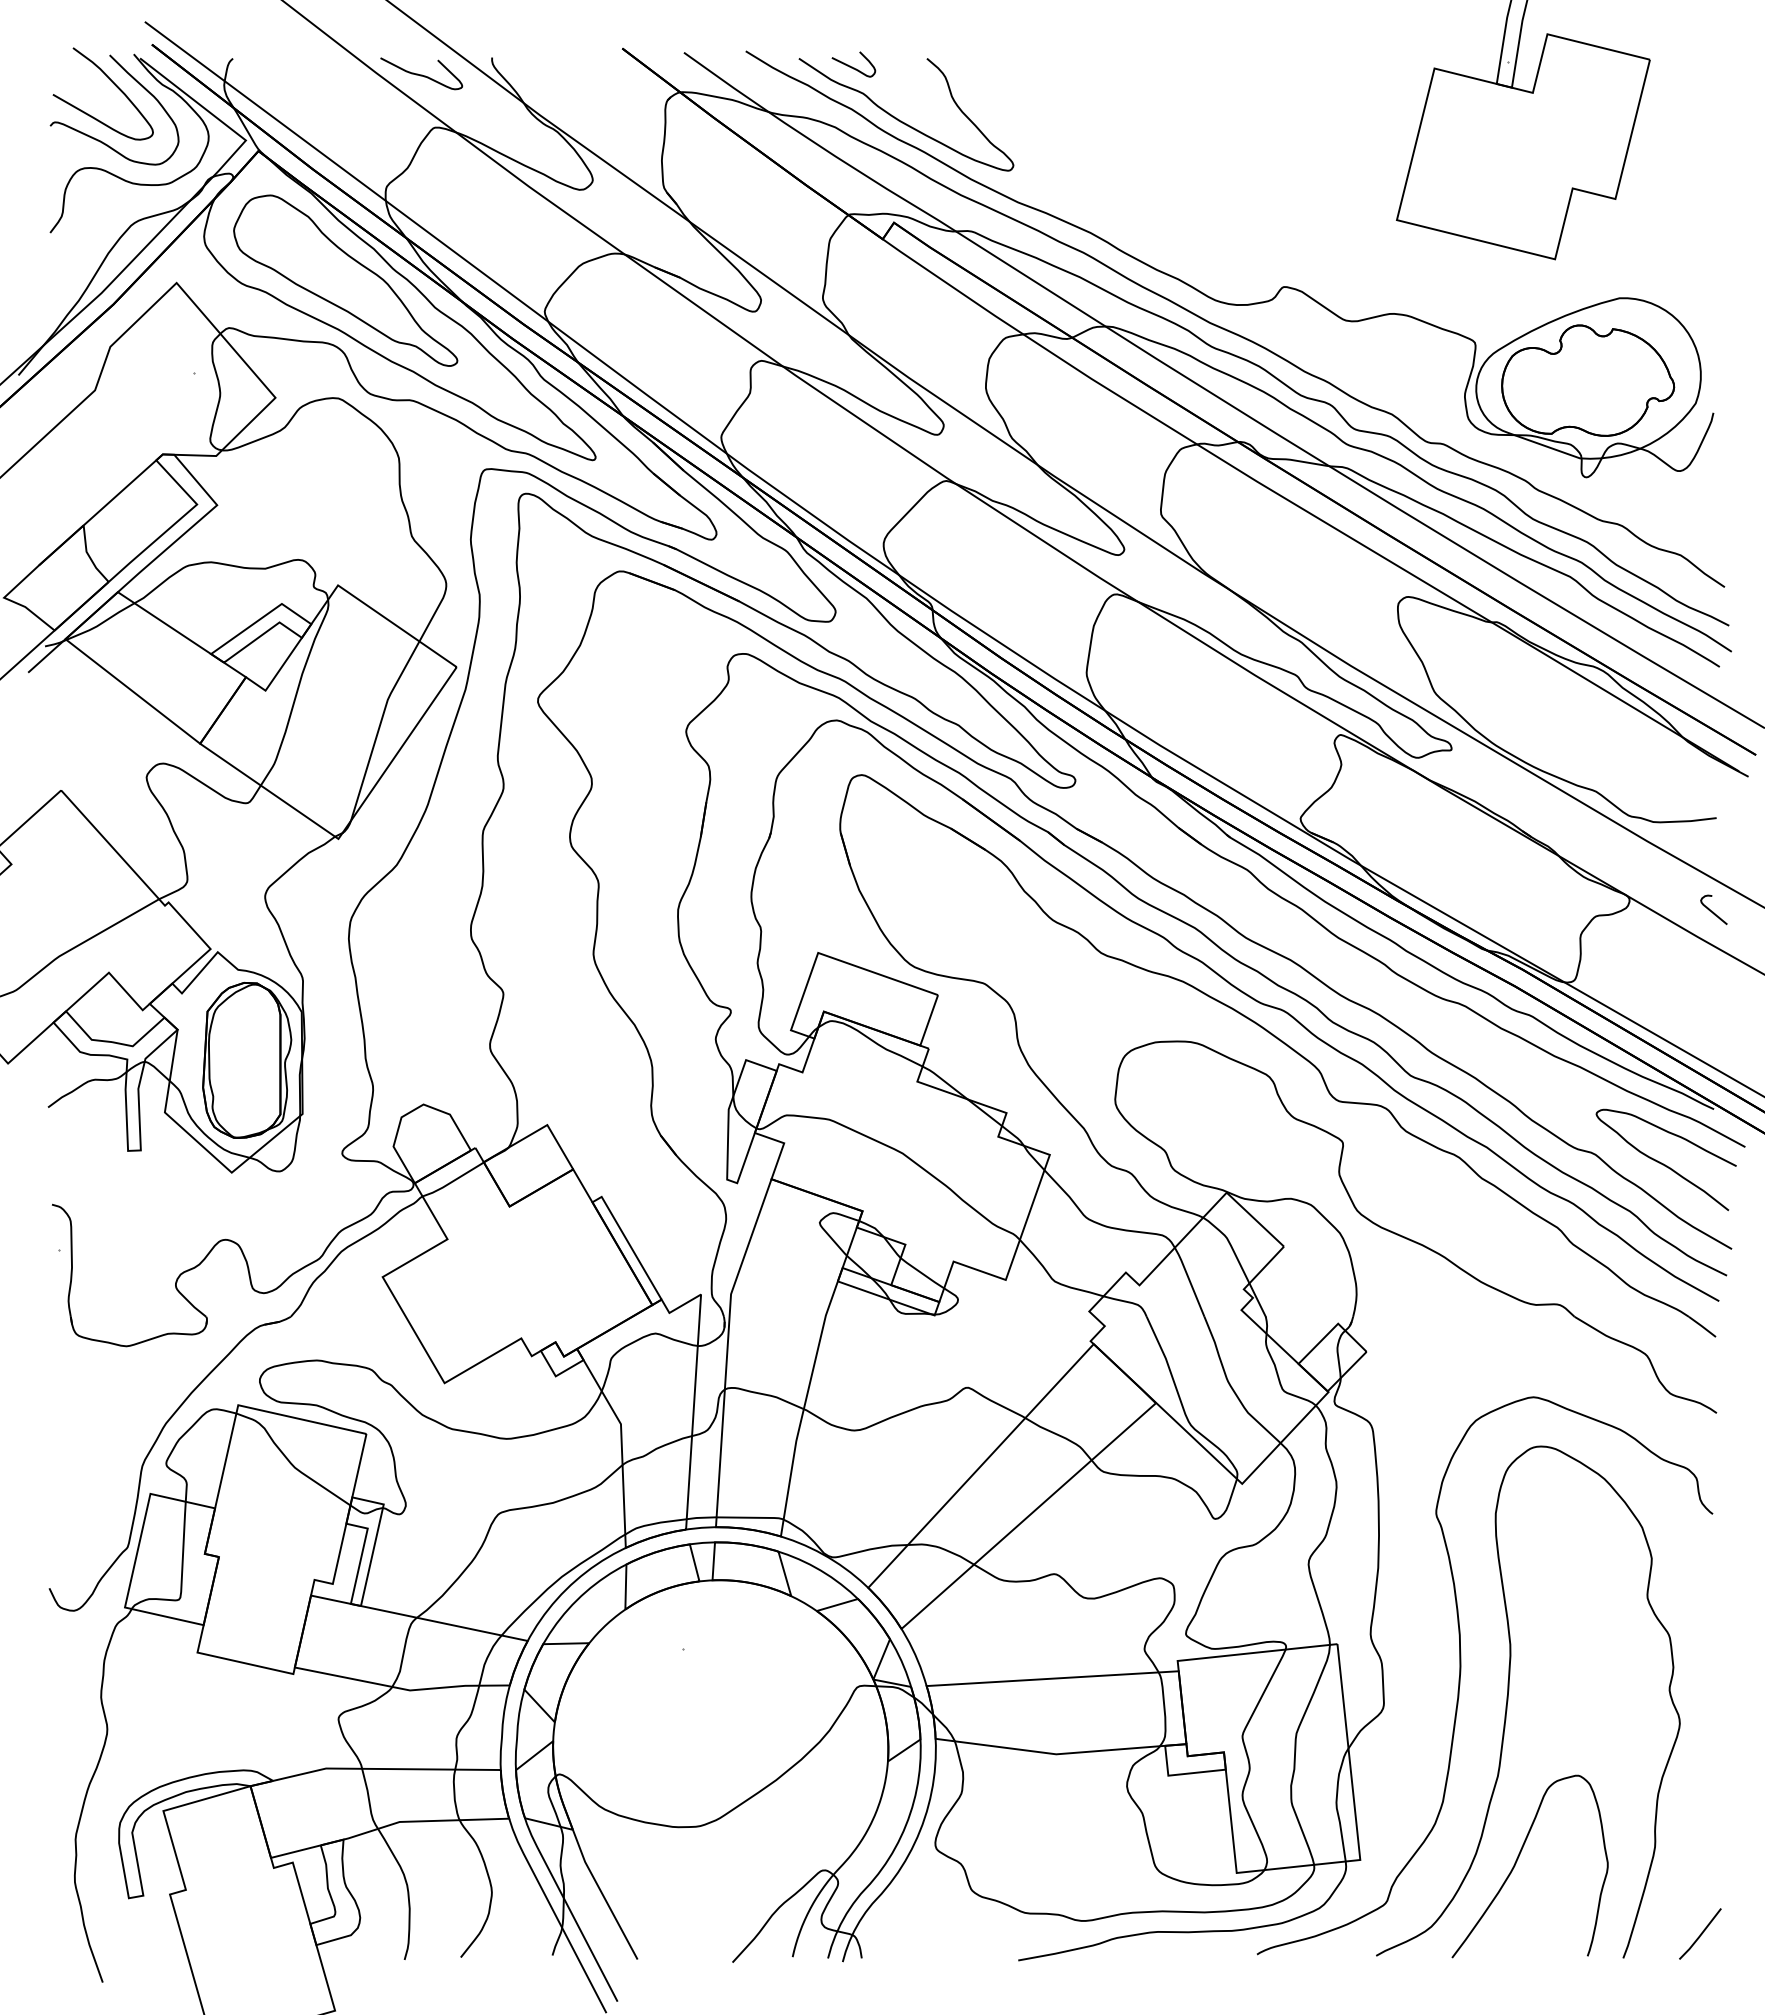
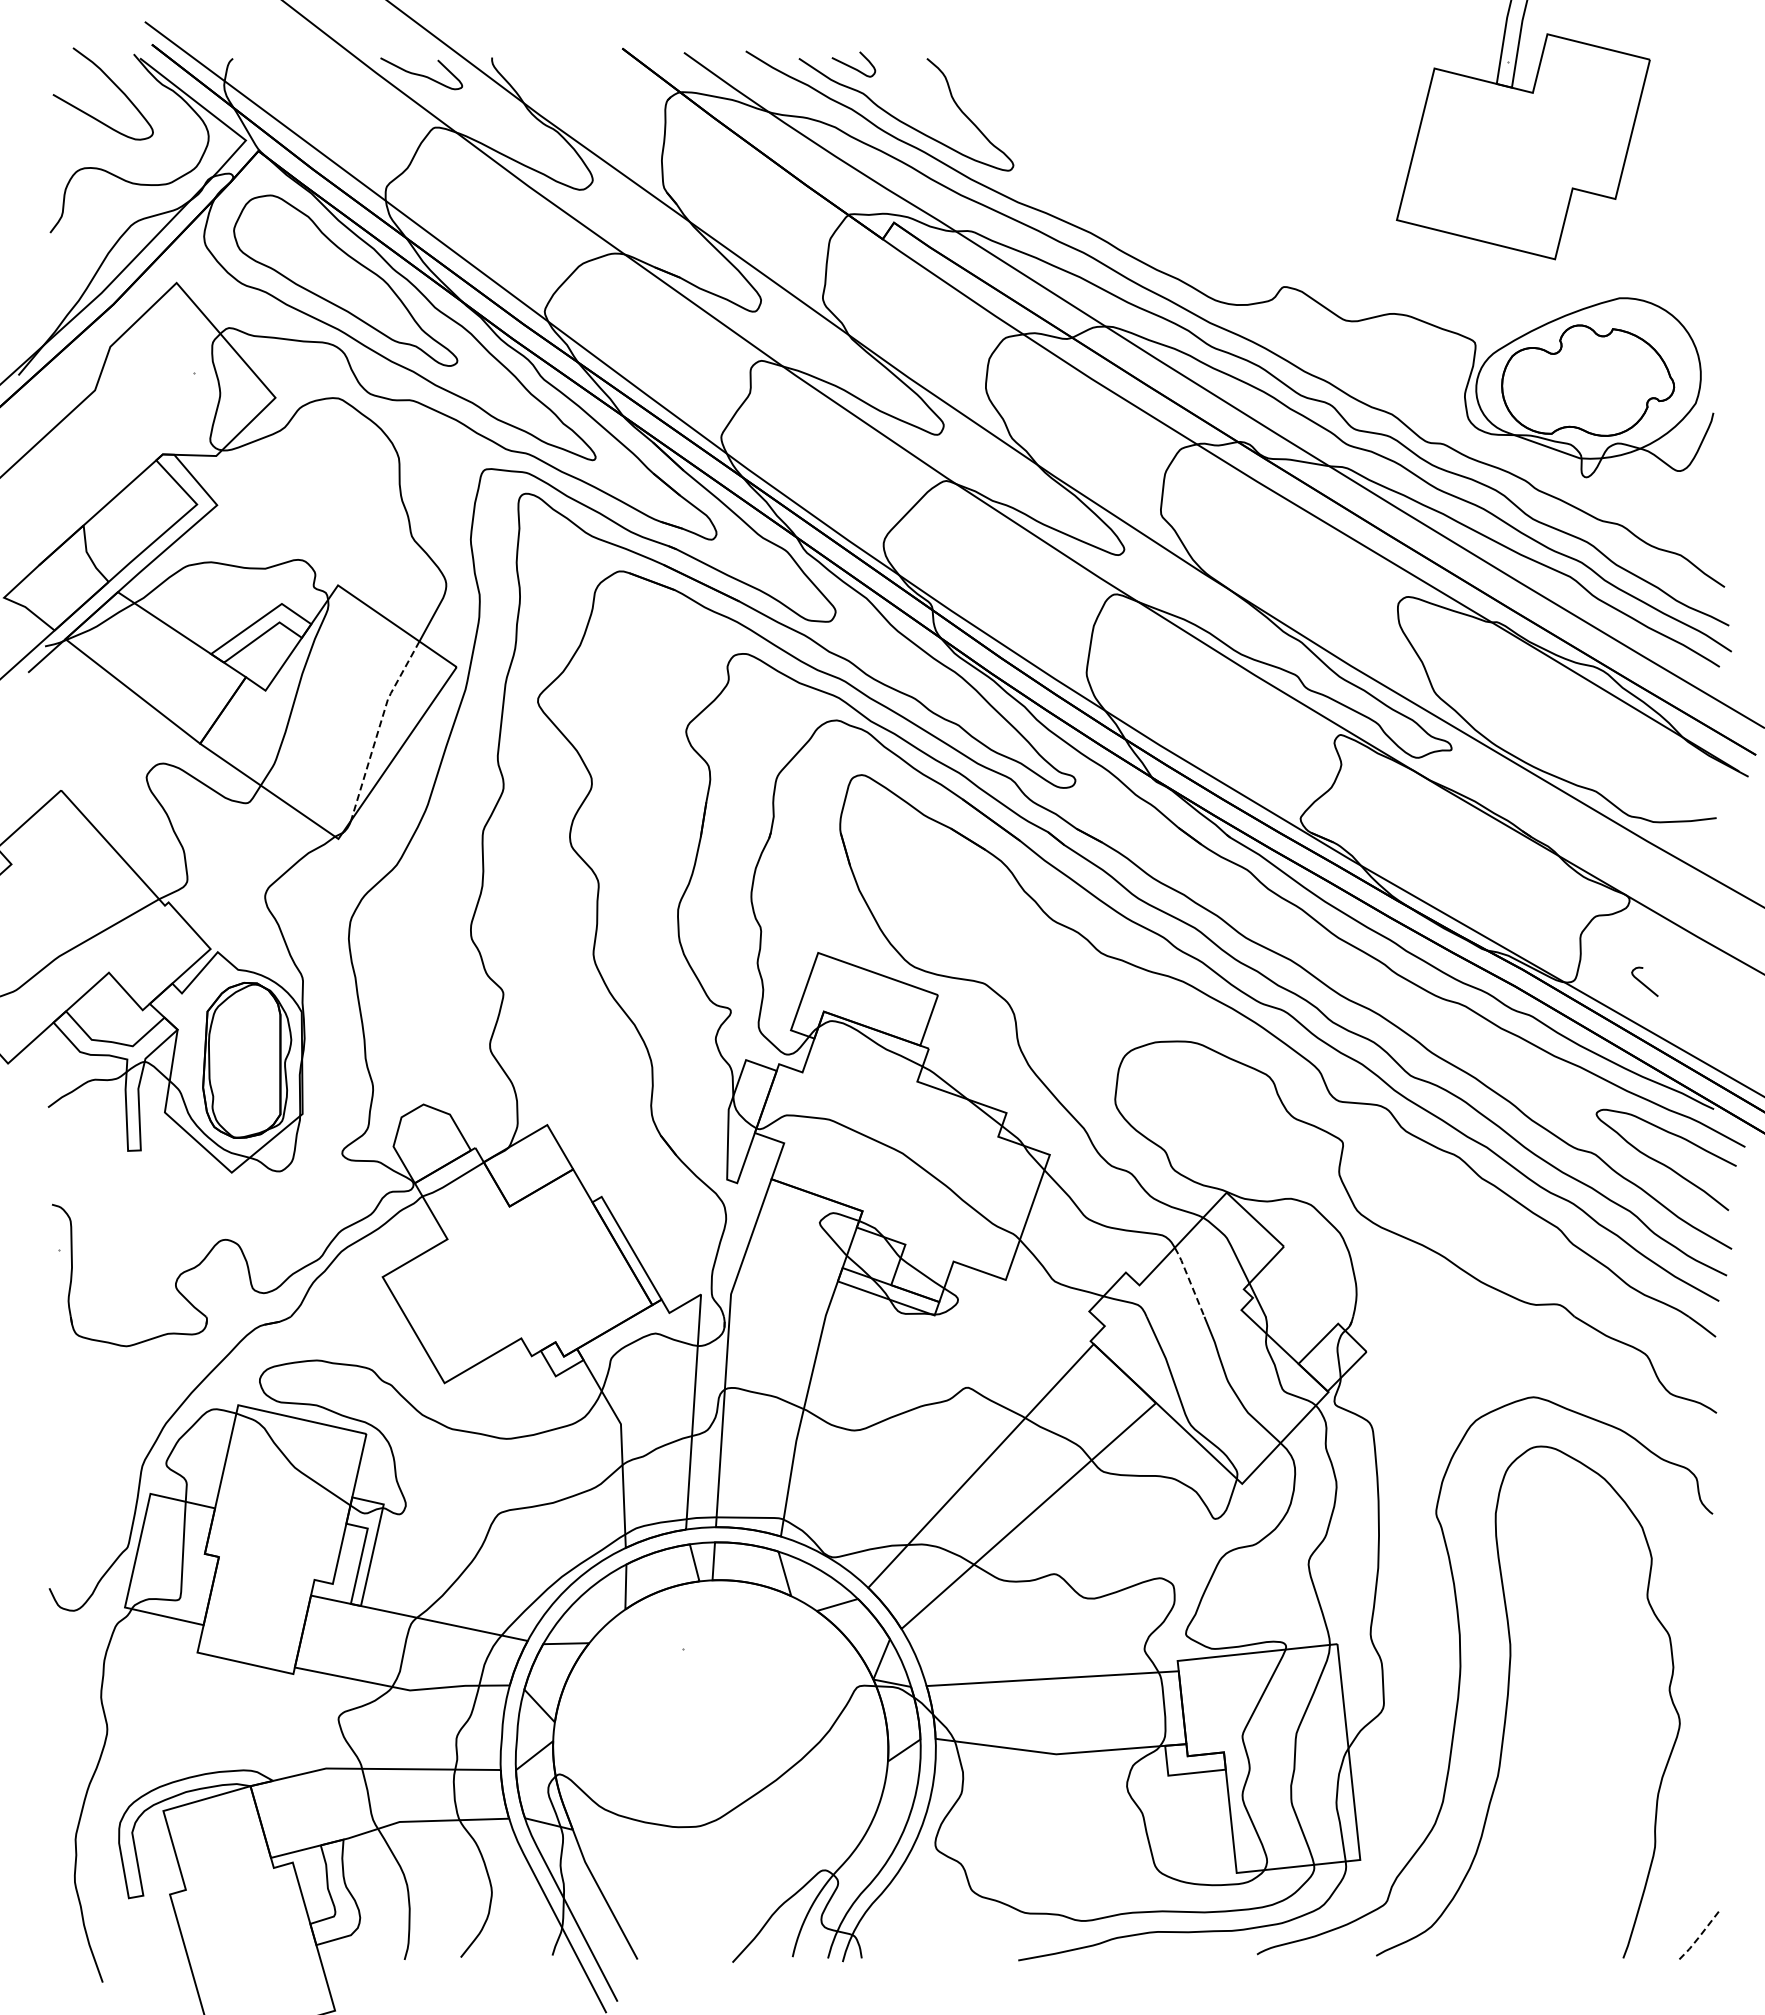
curve: present -> none (98, 139)
line: solid -> dashed (379, 727)
curve position: (1713, 911) -> (1644, 983) (1644, 983)
line: solid -> dashed (1189, 1280)
curve: present -> none (1517, 1861)
line: solid -> dashed (1700, 1935)
